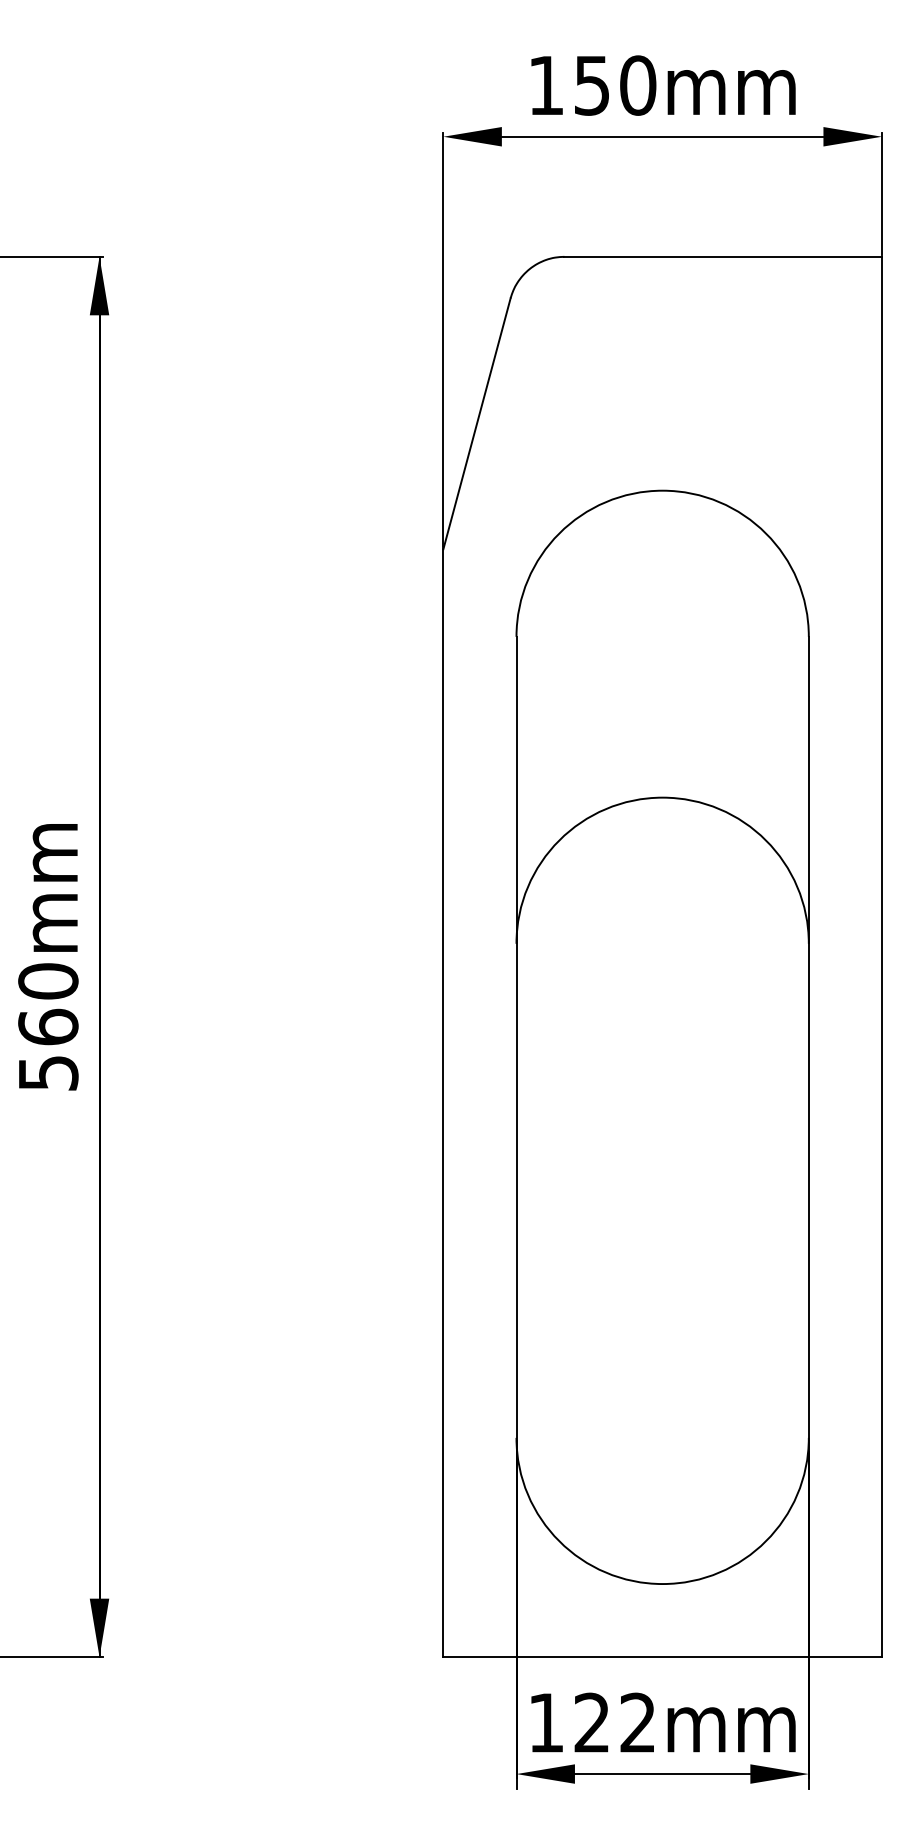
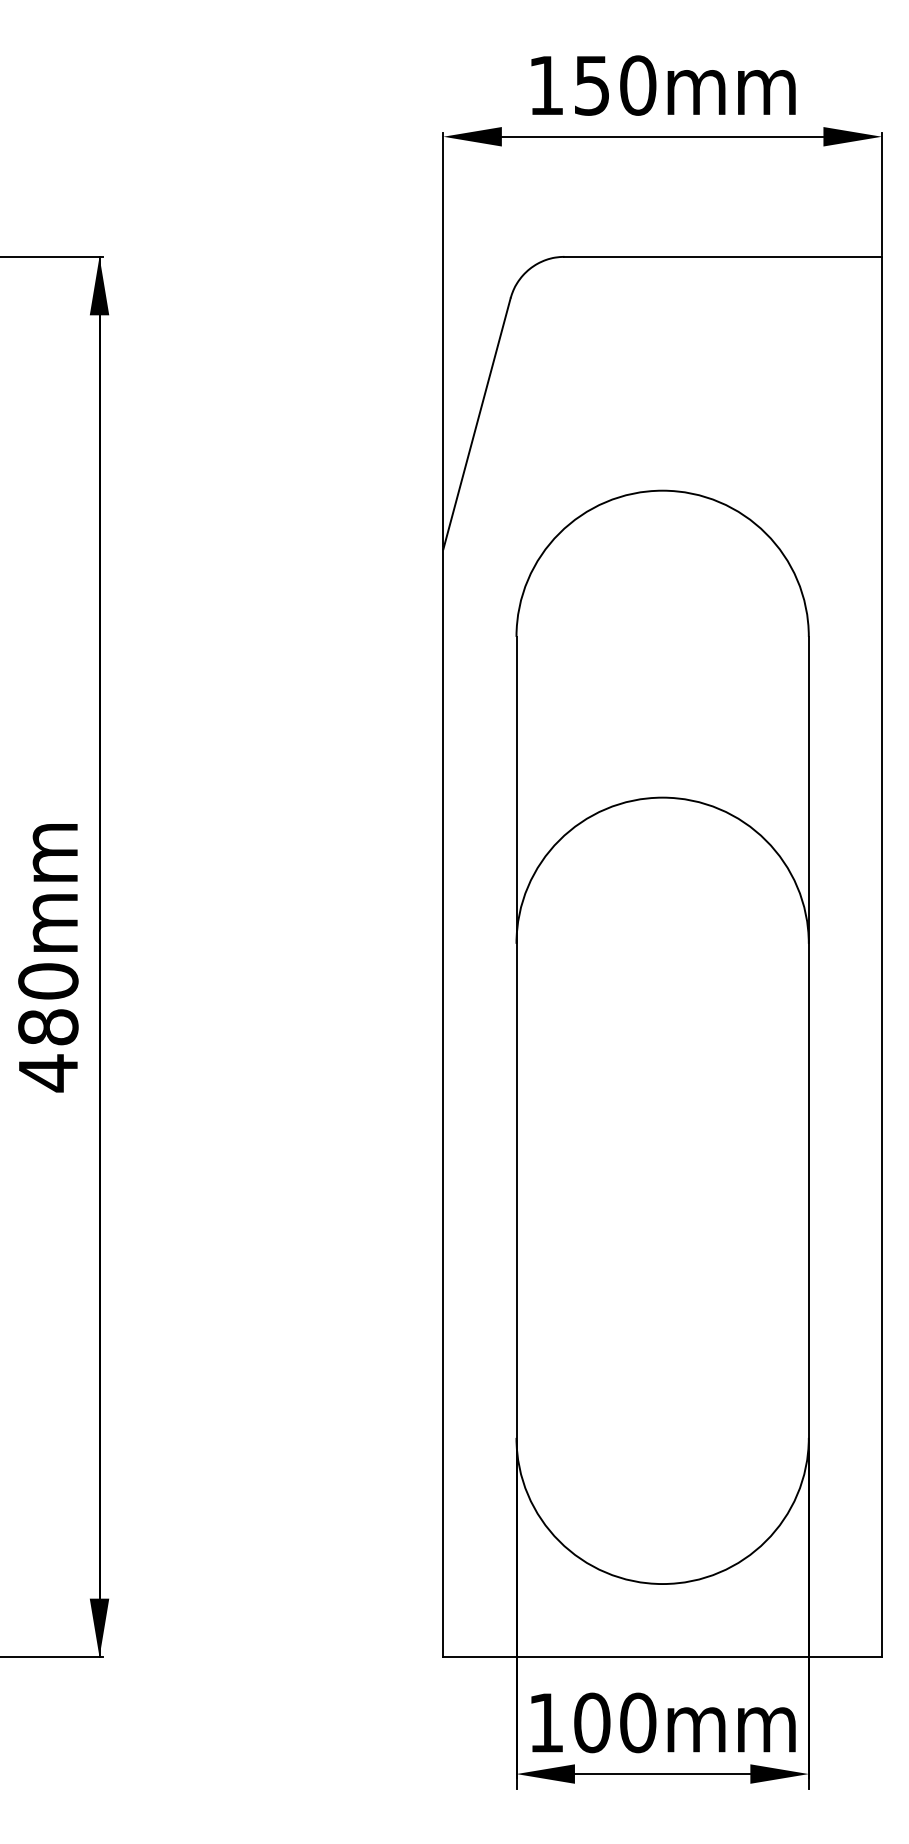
text: 560mm -> 480mm (48, 1050)
text: 122mm -> 100mm (615, 1722)
